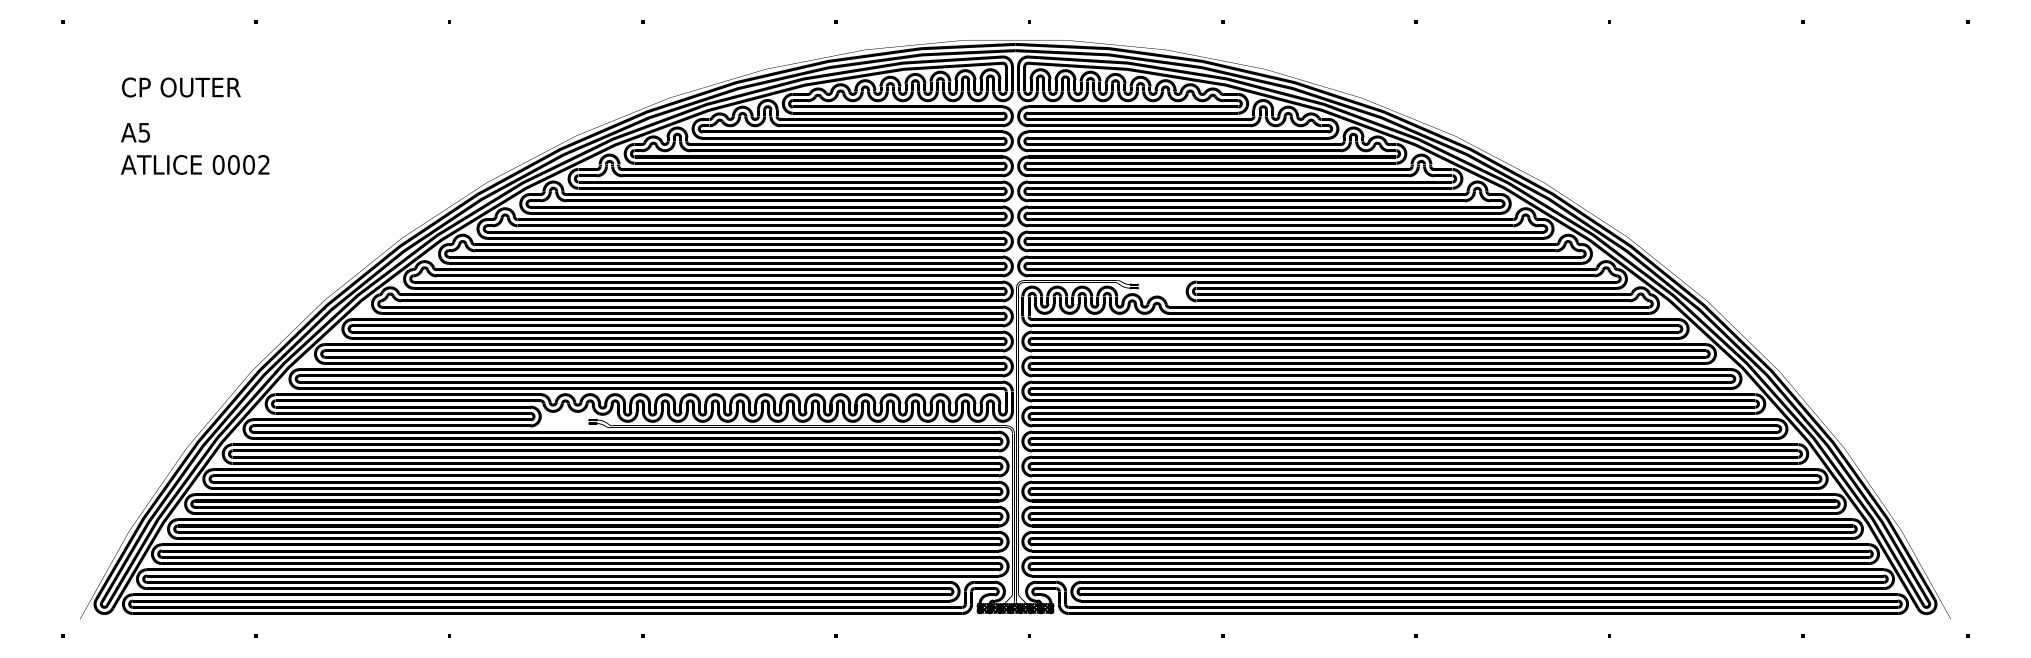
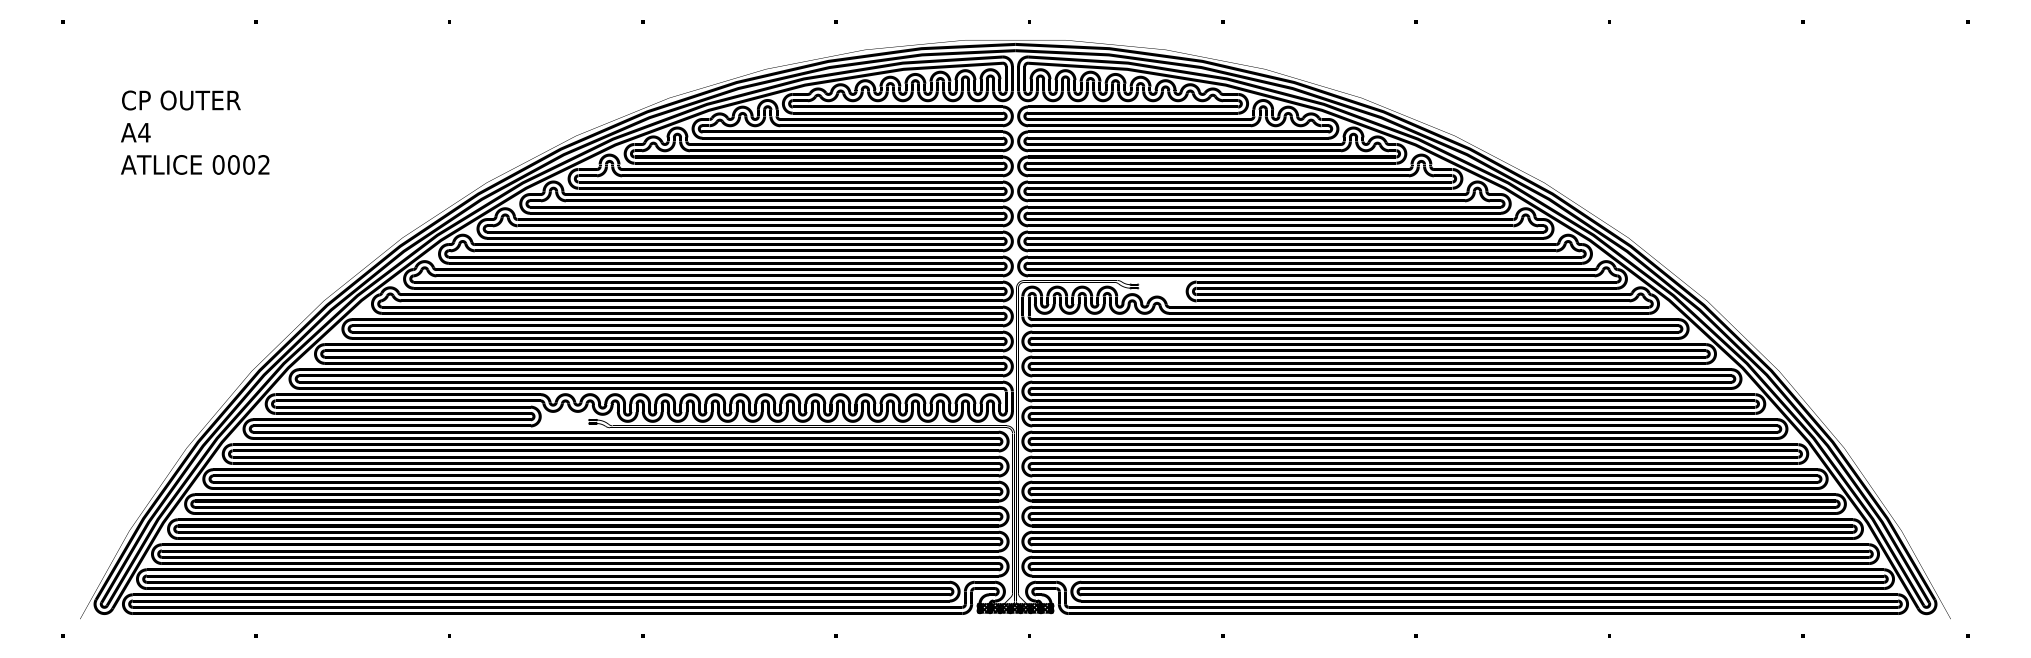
text position: (181, 87) -> (181, 100) (181, 100)
text: A5 -> A4 (144, 132)
